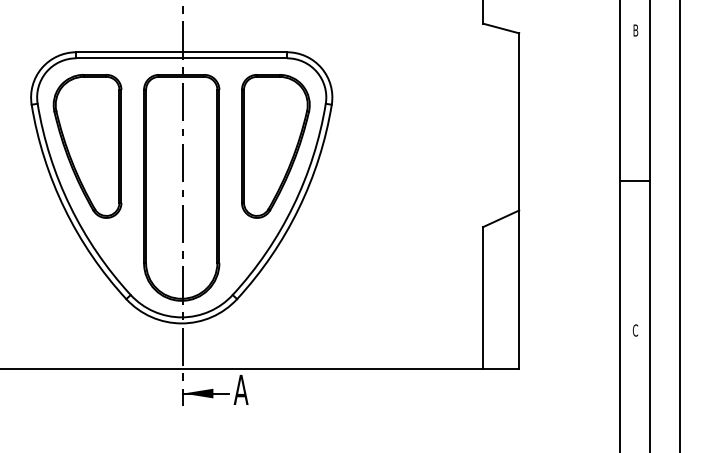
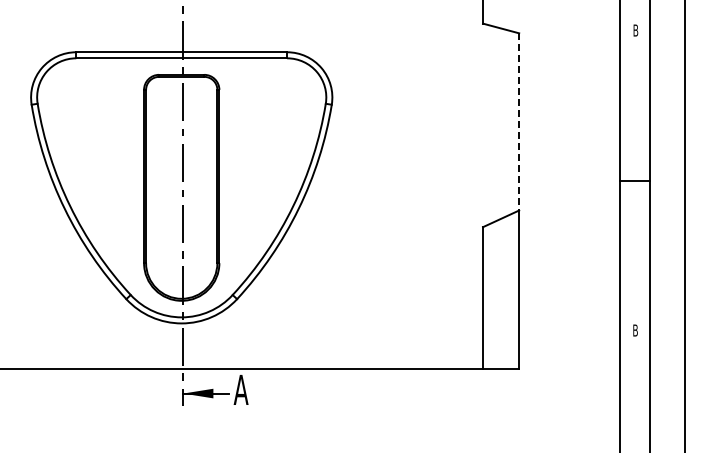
line: solid -> dashed (519, 121)
part: present -> none (87, 146)
part: present -> none (275, 146)
line position: (679, 225) -> (684, 225) (684, 225)
text: C -> B (635, 330)
